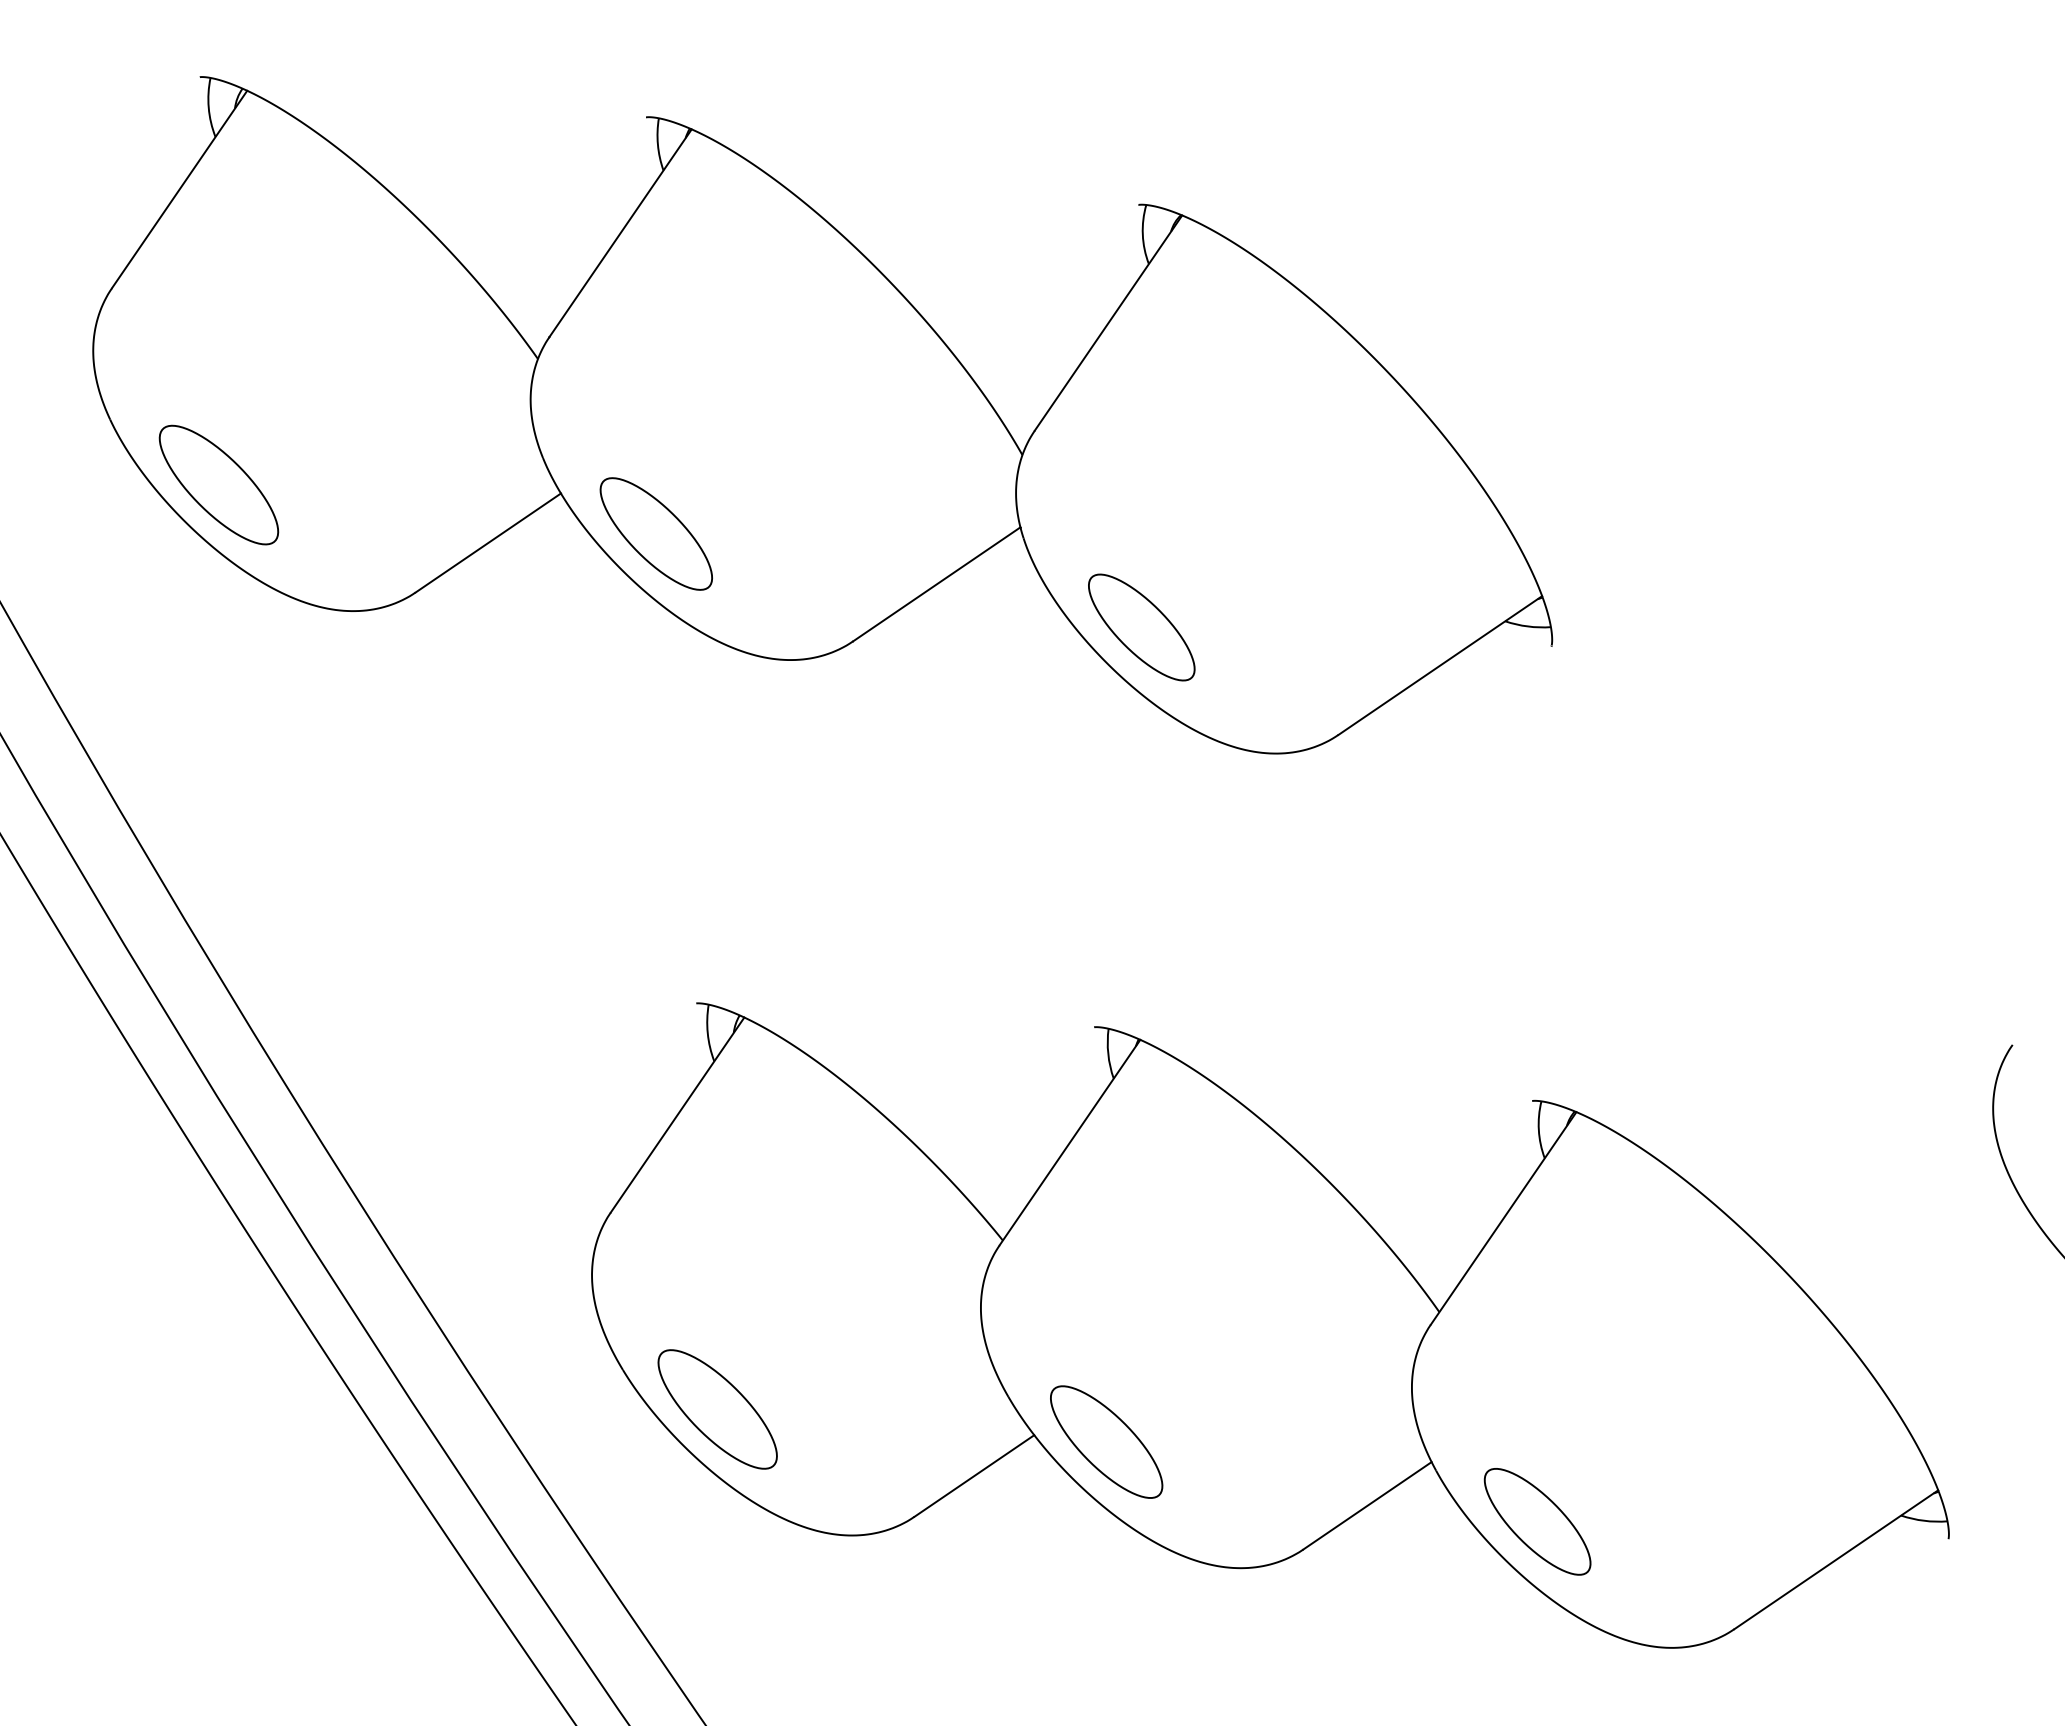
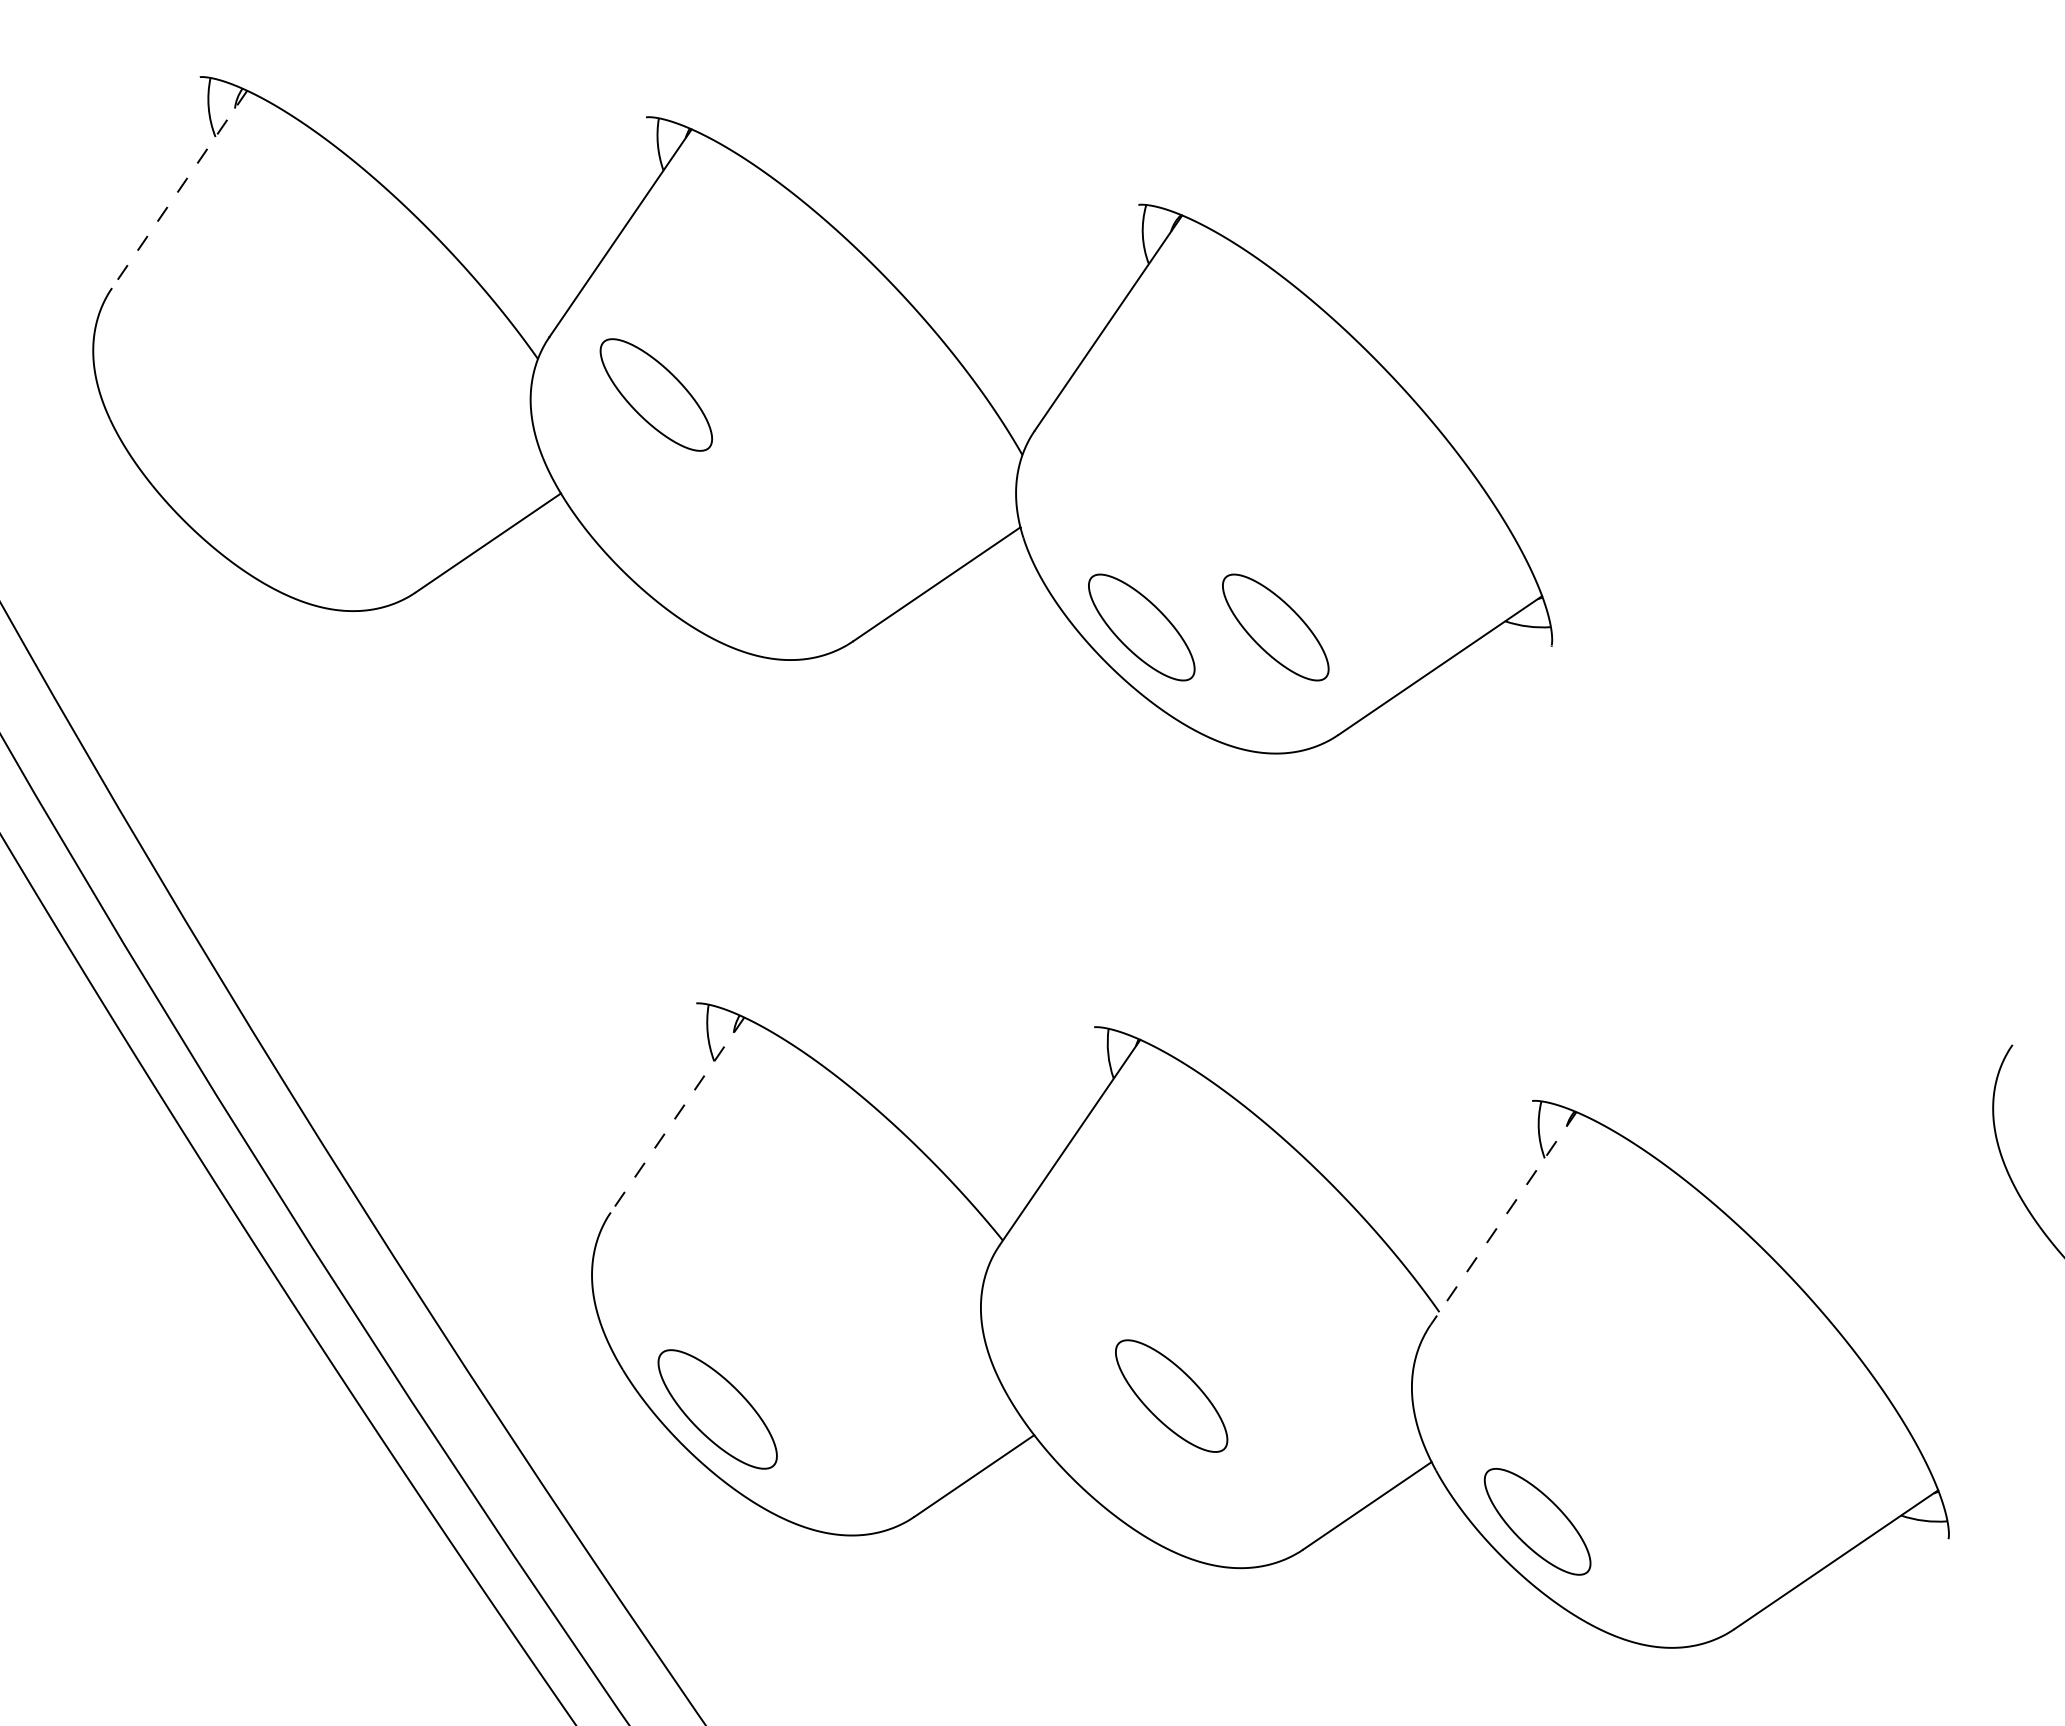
line: solid -> dashed (179, 189)
part: present -> none (218, 484)
part position: (655, 533) -> (655, 394) (655, 394)
part: none -> present (1275, 627)
line: solid -> dashed (677, 1115)
line: solid -> dashed (1503, 1218)
part position: (1106, 1441) -> (1171, 1395) (1171, 1395)
